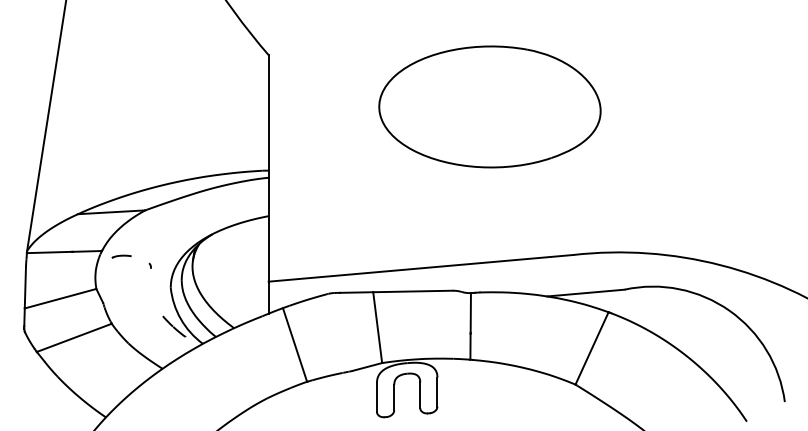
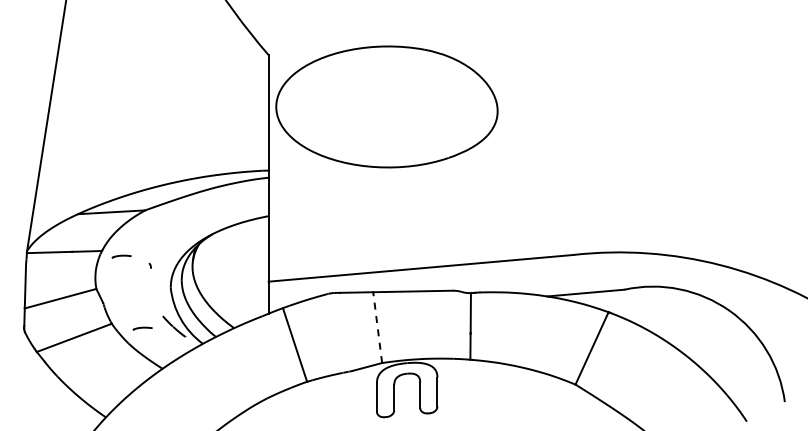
part position: (489, 106) -> (386, 106) (386, 106)
line: solid -> dashed (377, 327)
part: none -> present (142, 328)
